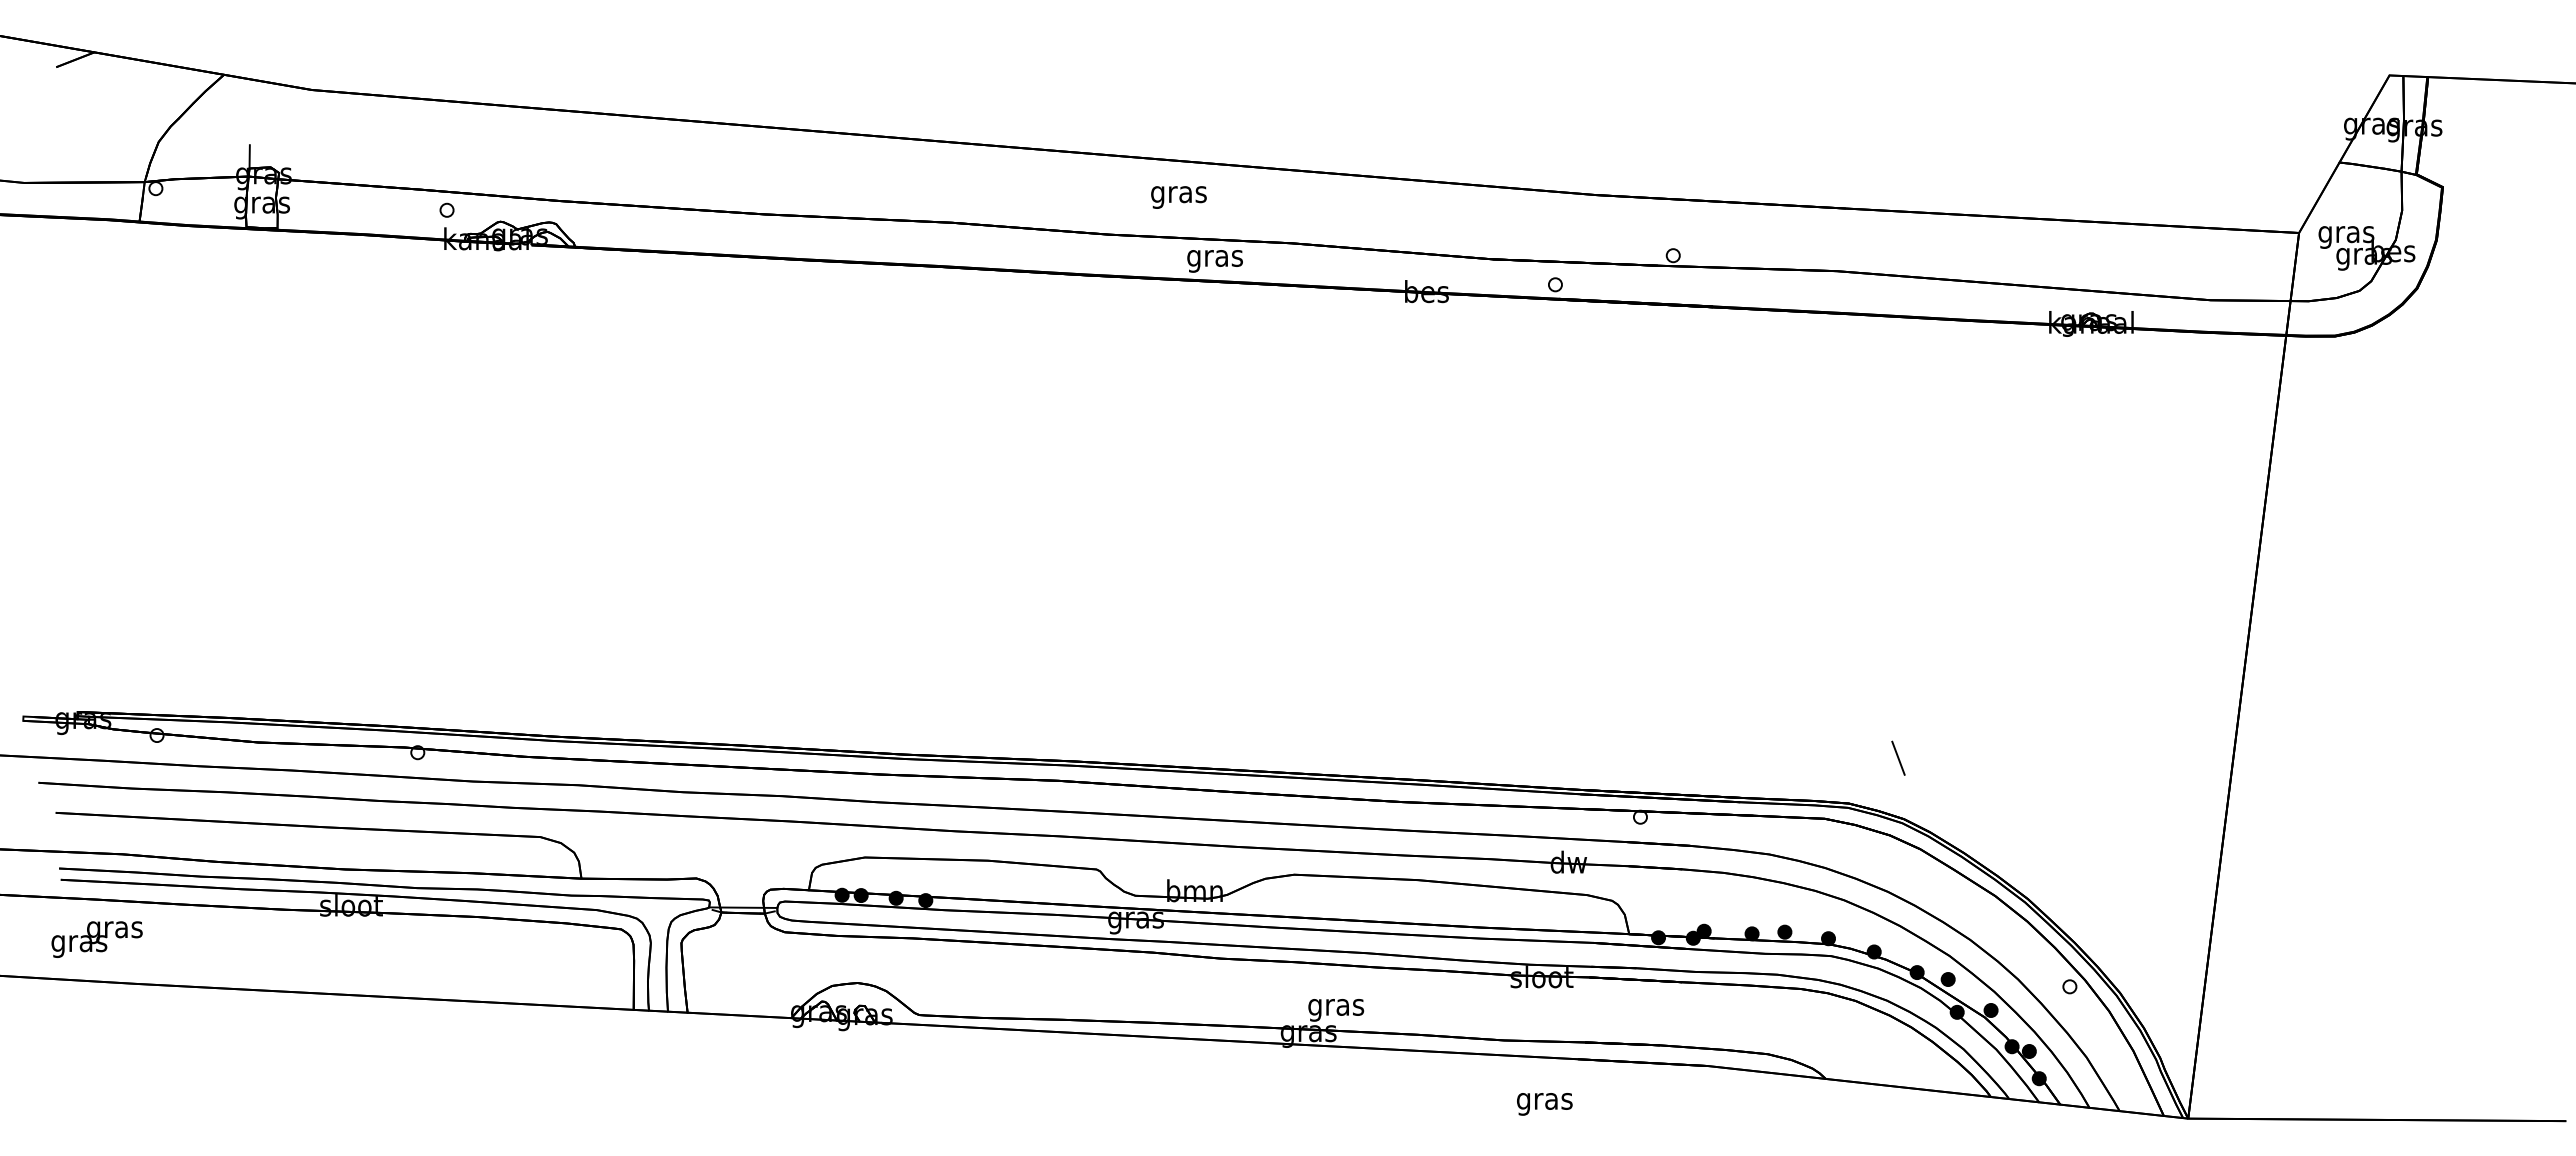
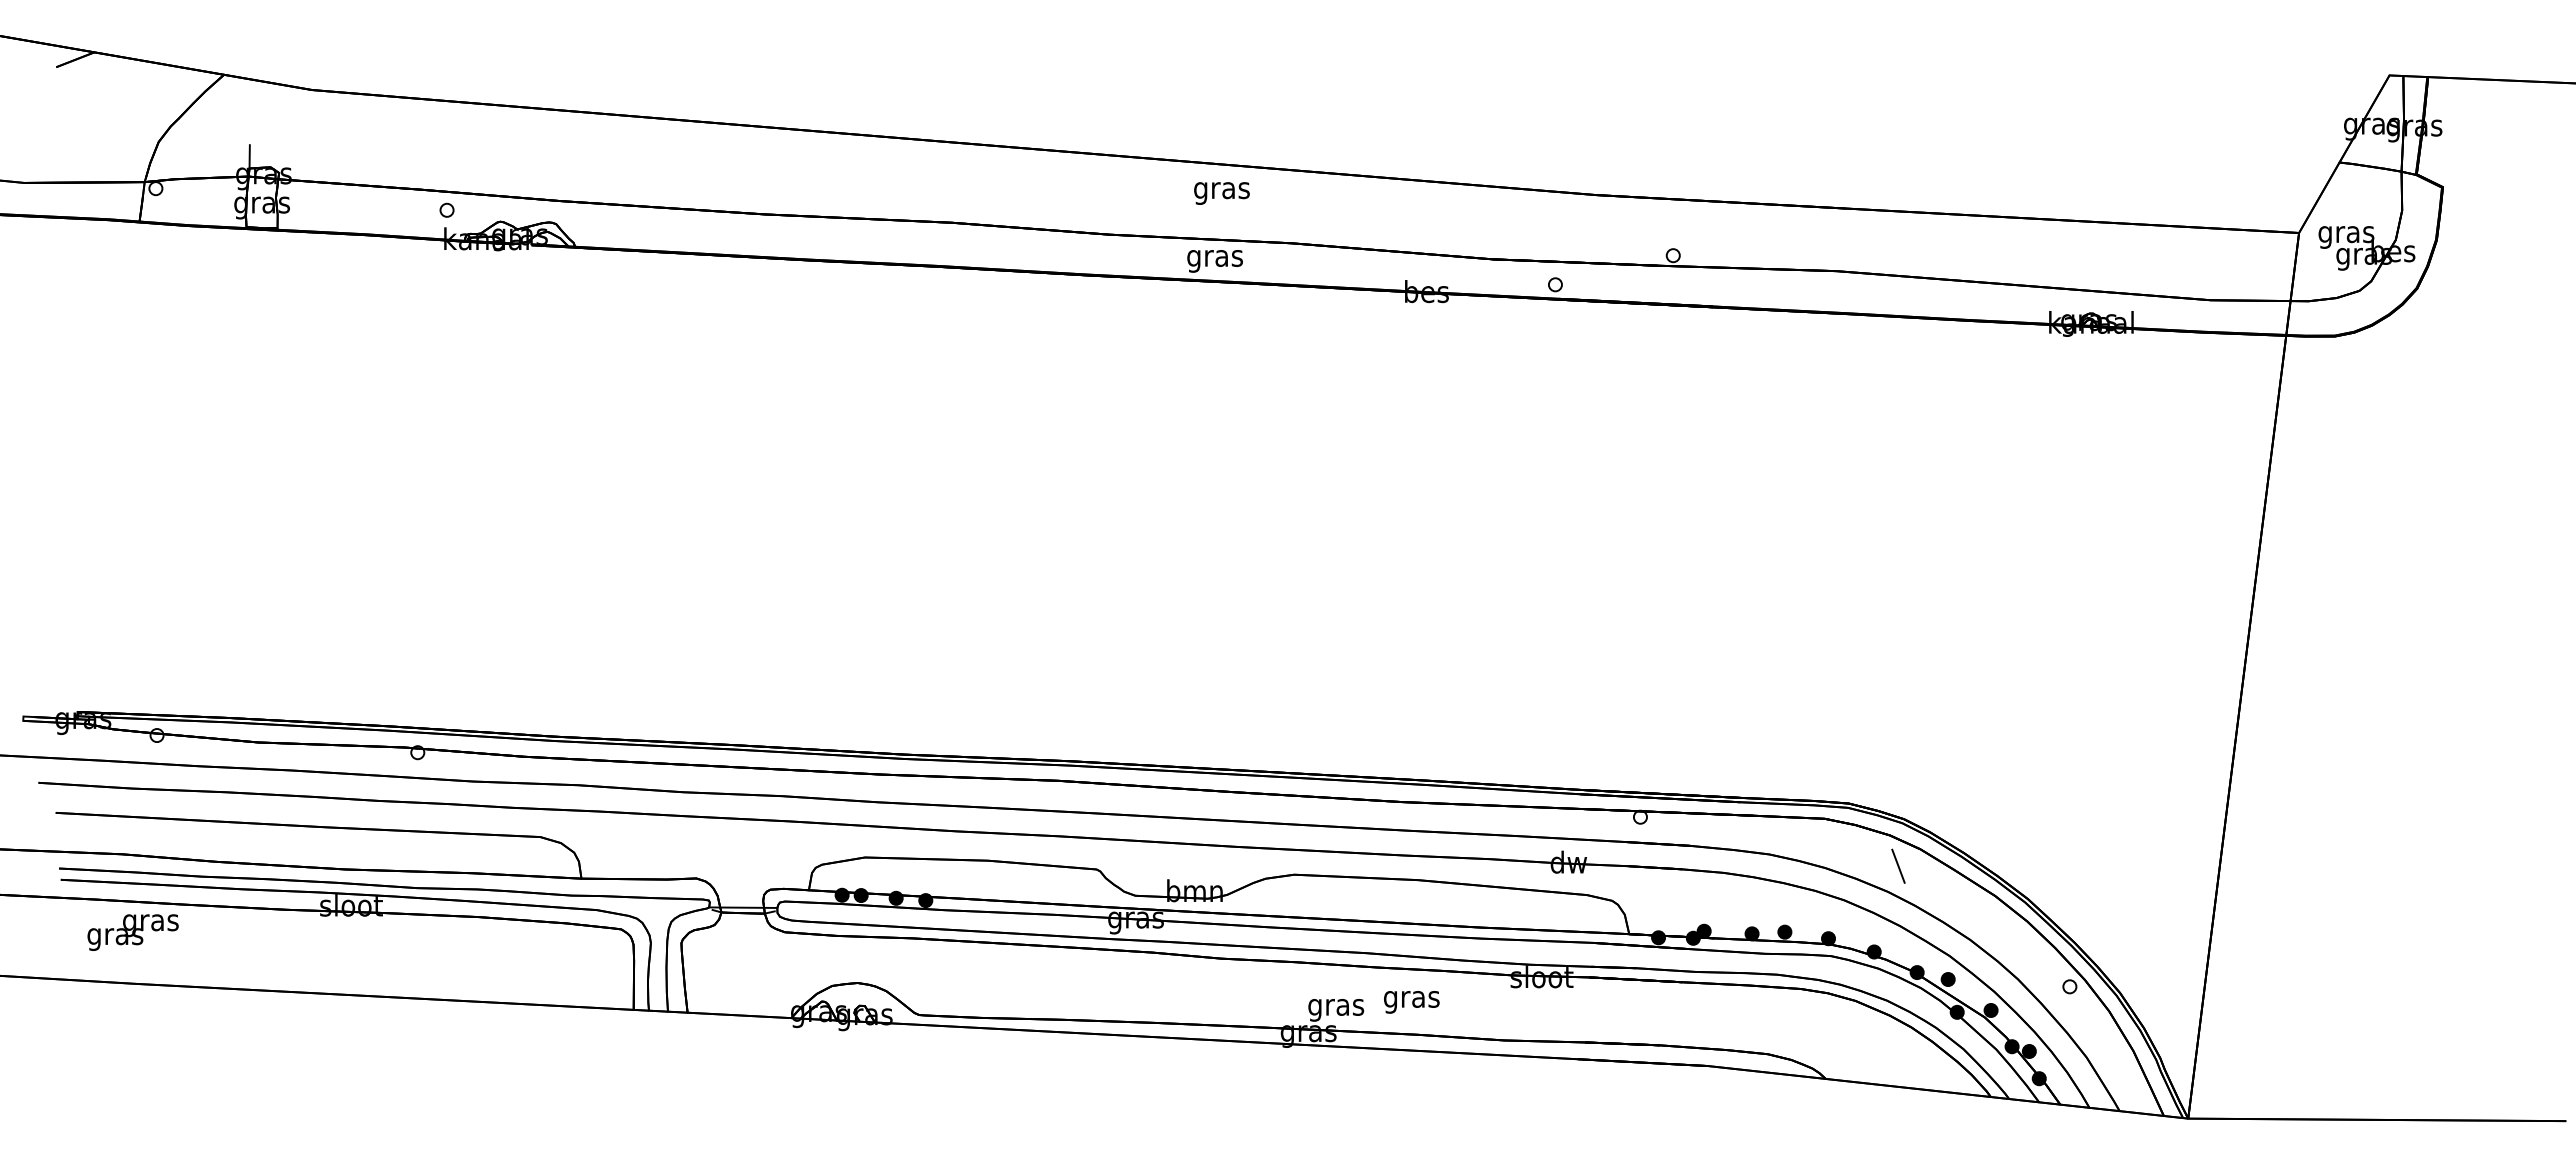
text position: (1178, 197) -> (1221, 193) (1221, 193)
line position: (1898, 757) -> (1898, 865) (1898, 865)
text position: (96, 939) -> (132, 932) (132, 932)
text position: (1544, 1104) -> (1411, 1002) (1411, 1002)
